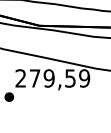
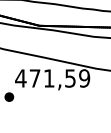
text: 279,59 -> 471,59 (34, 78)
